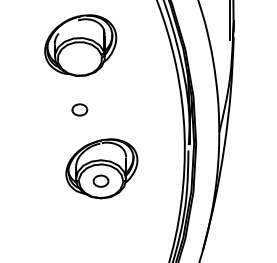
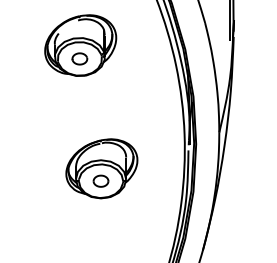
part position: (79, 109) -> (79, 58) (79, 58)
